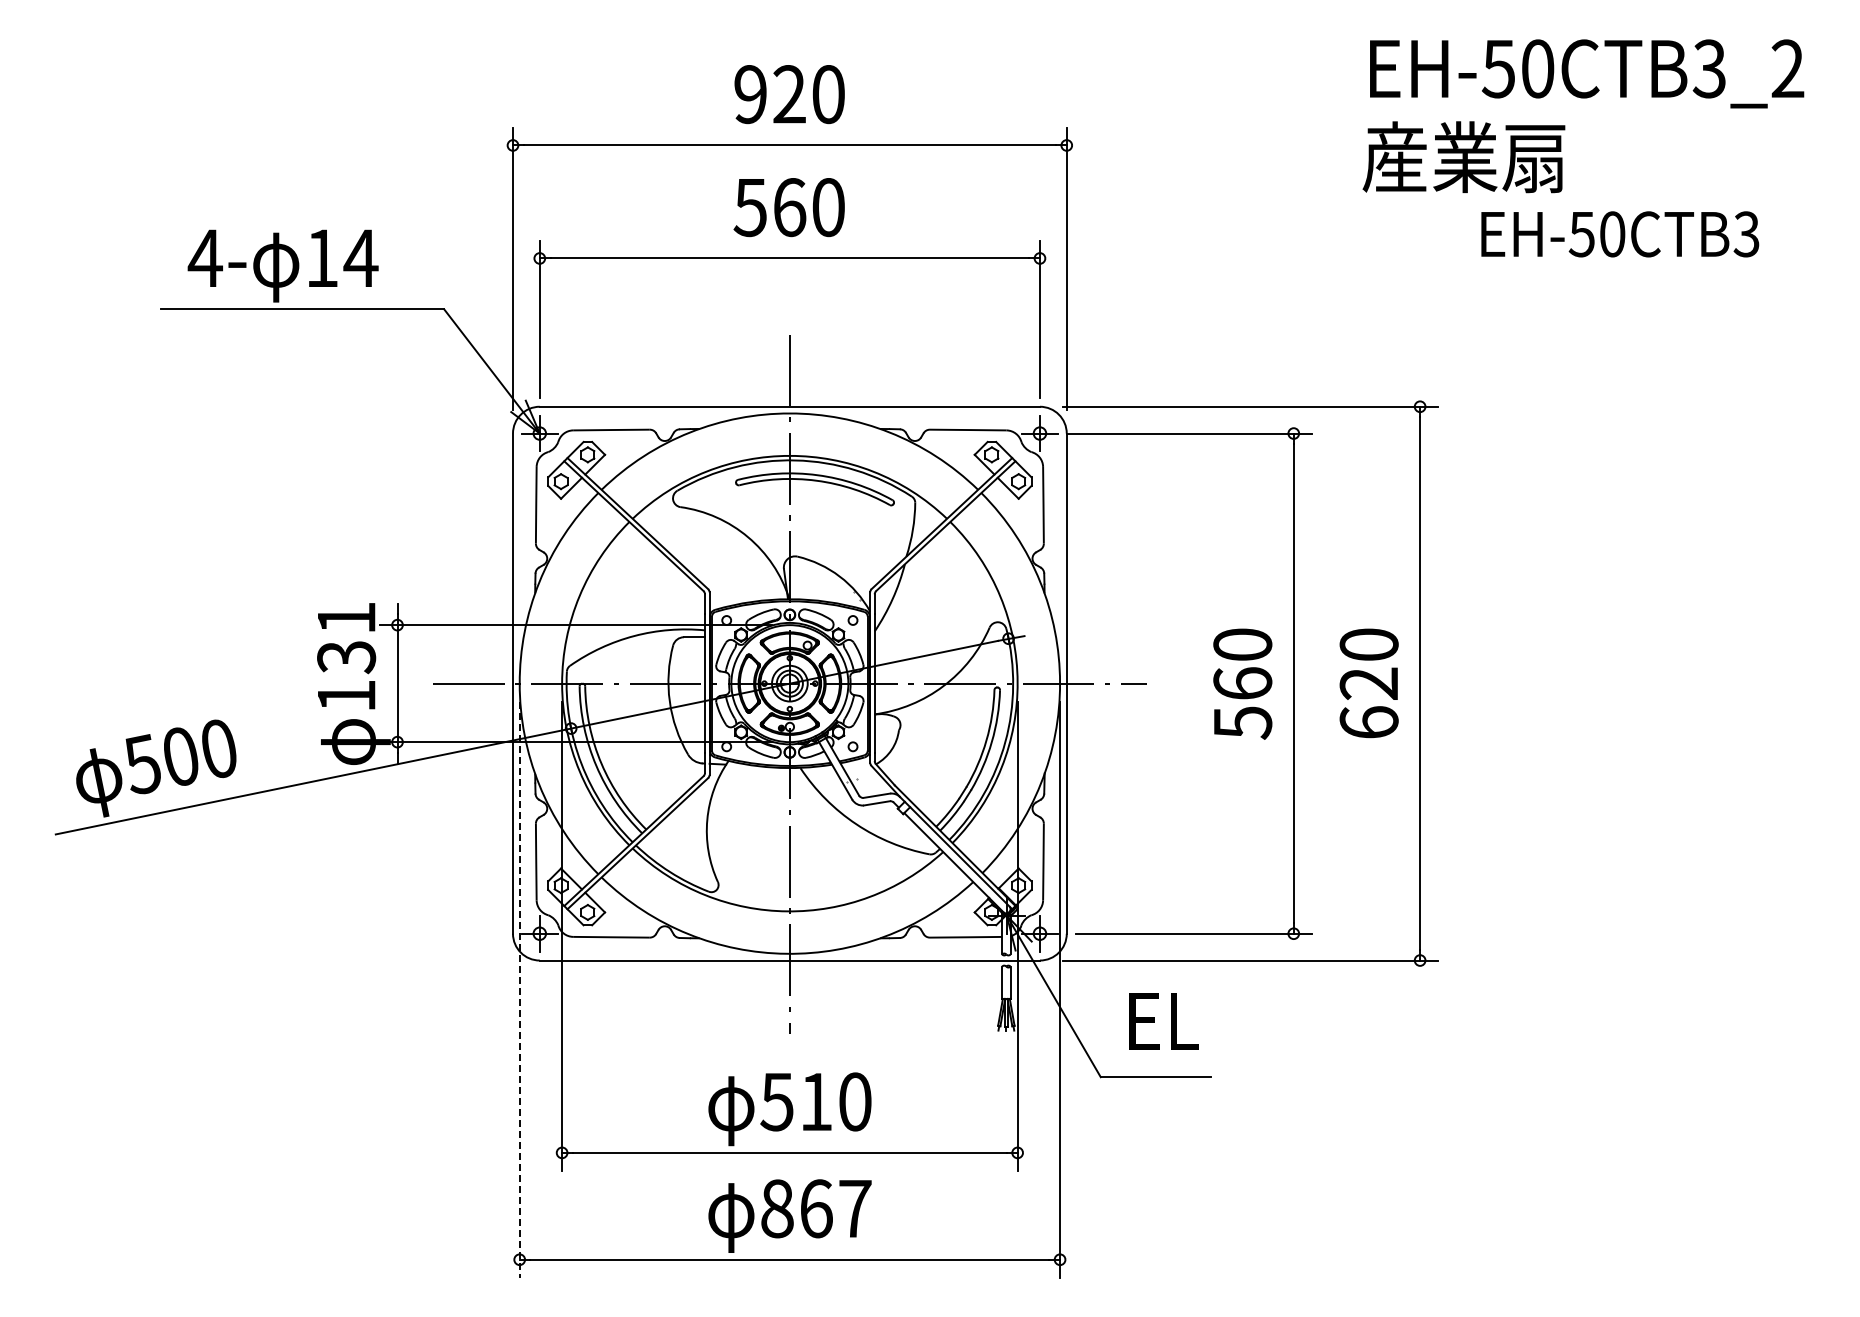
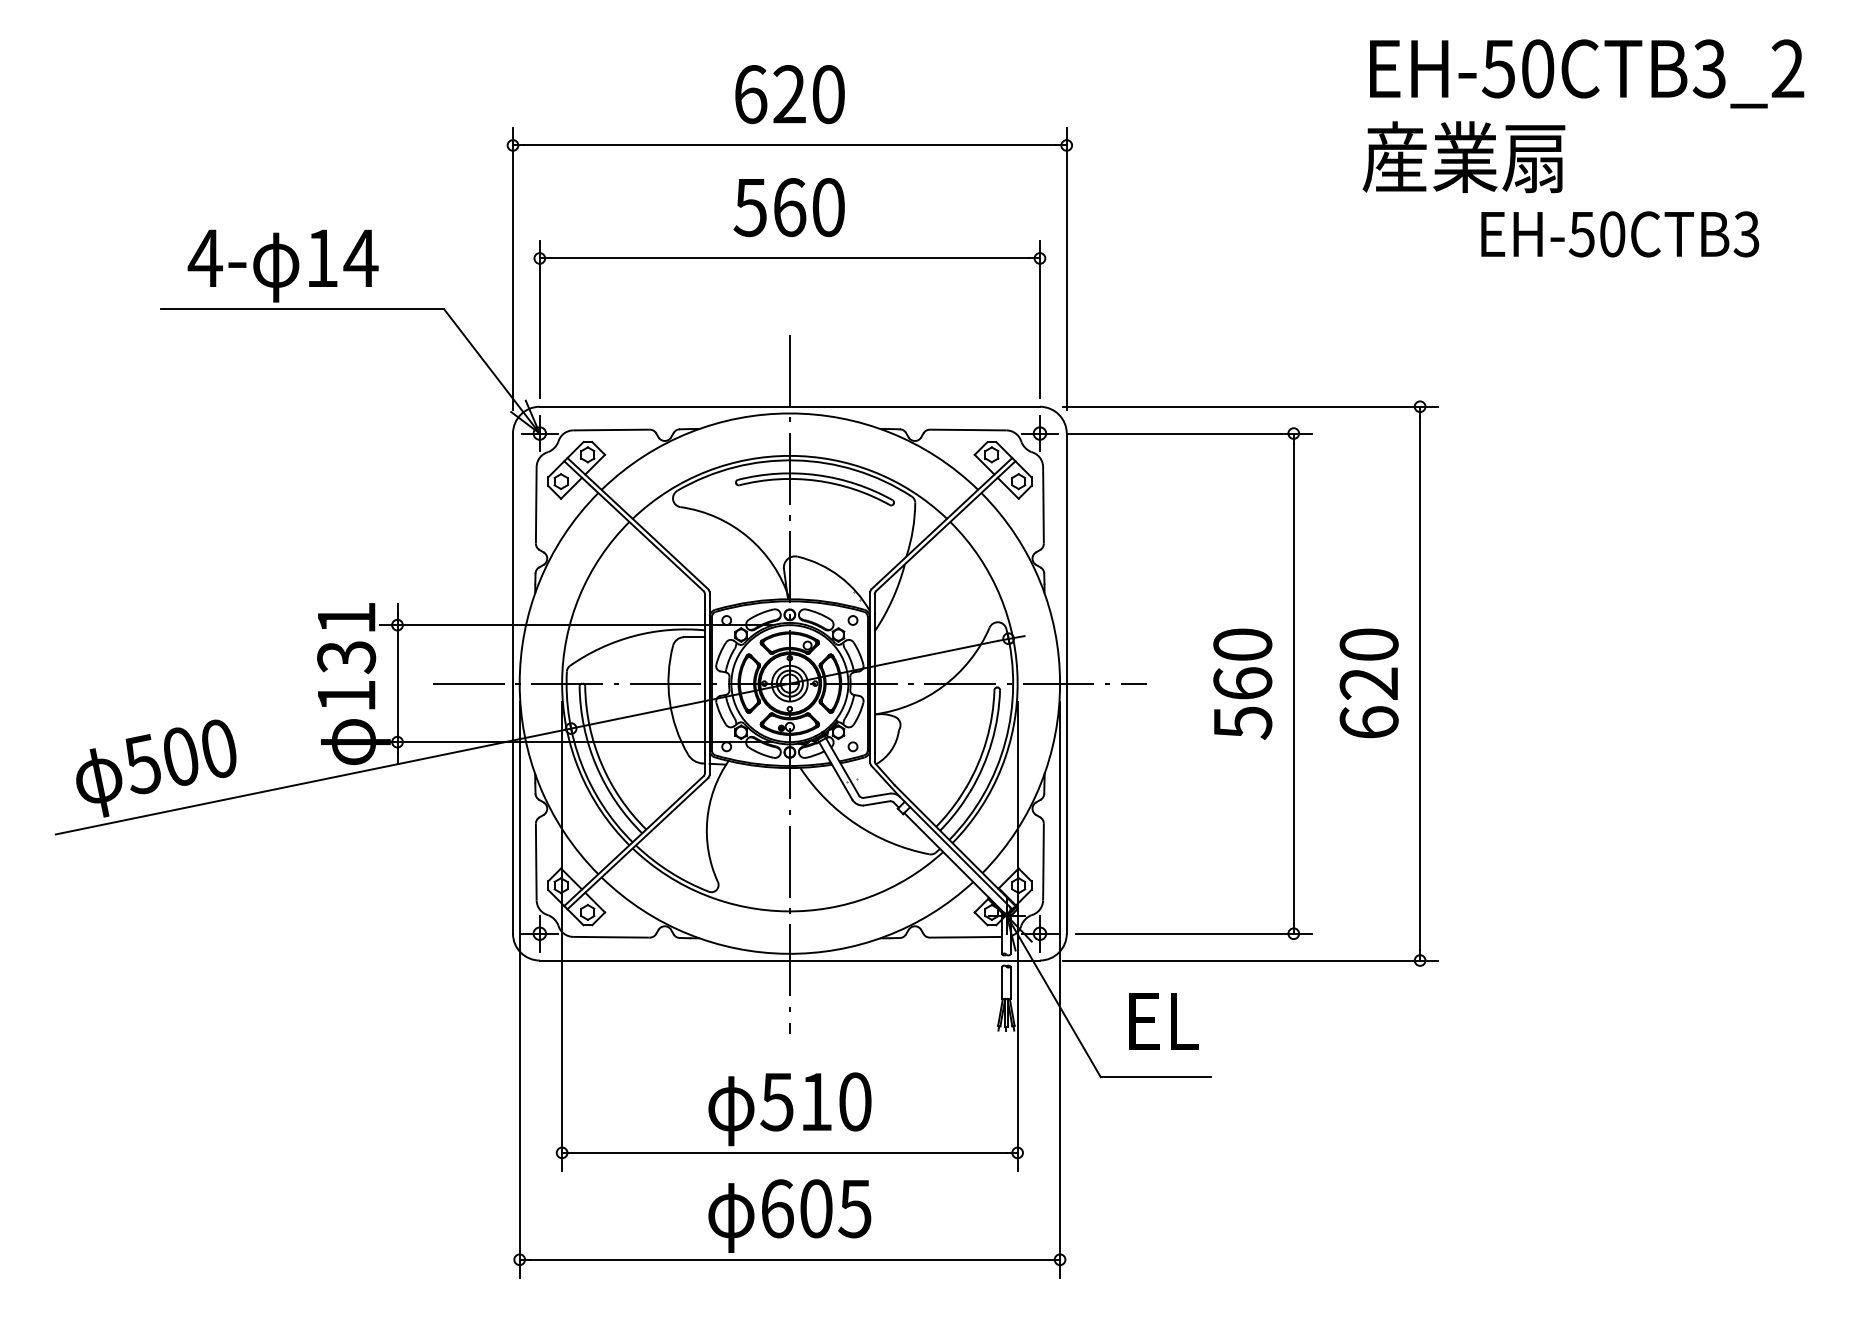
text: 920 -> 620 (750, 94)
line: dashed -> solid (519, 990)
text: 867 -> 605 (816, 1208)
